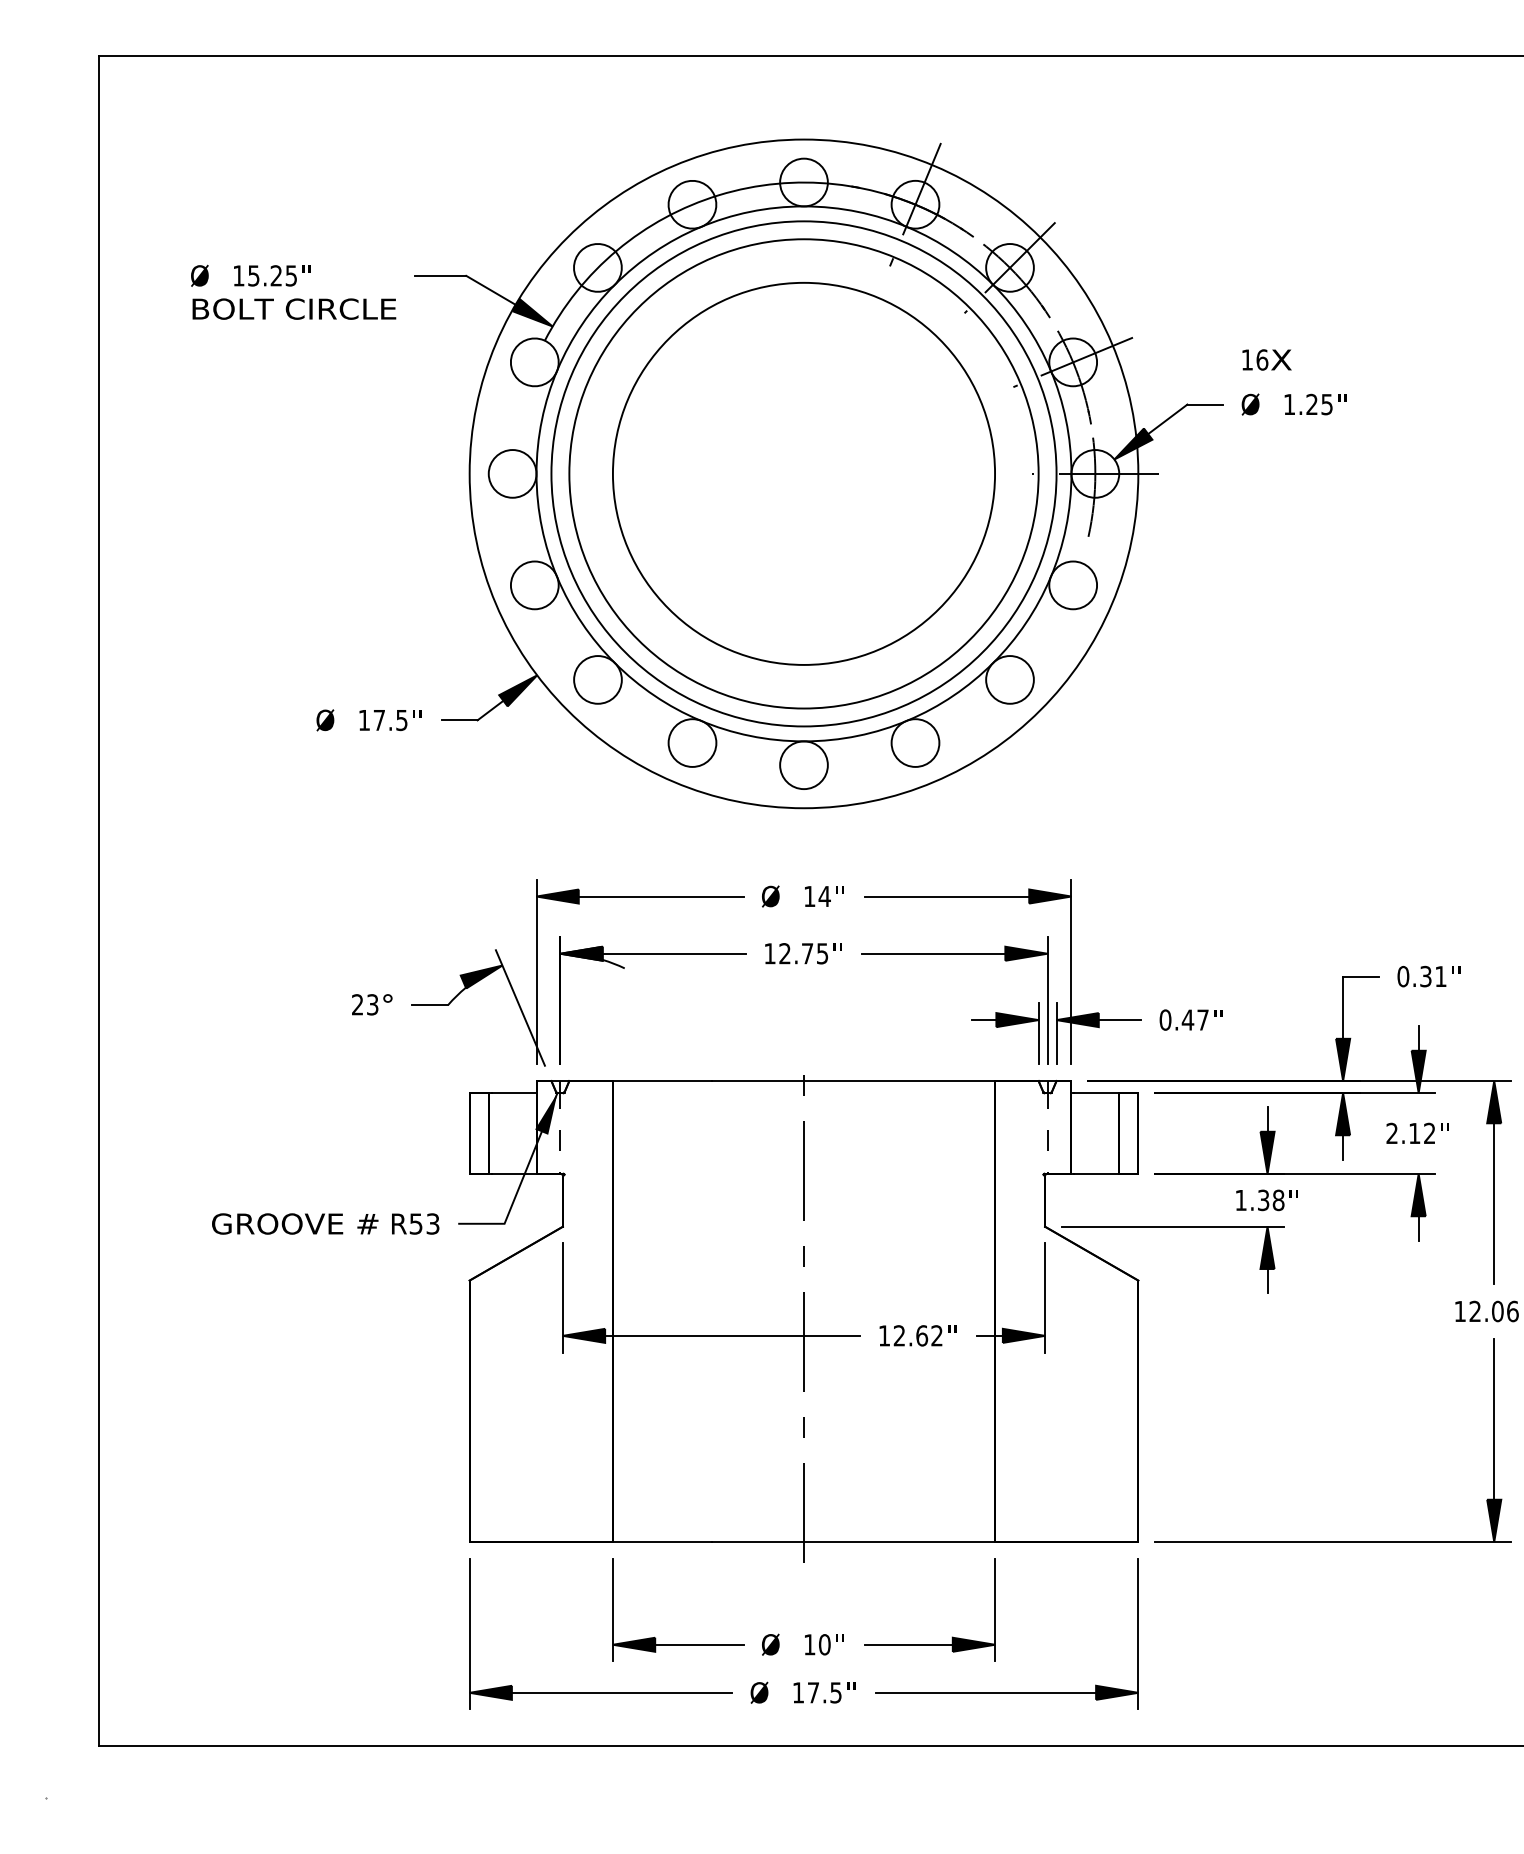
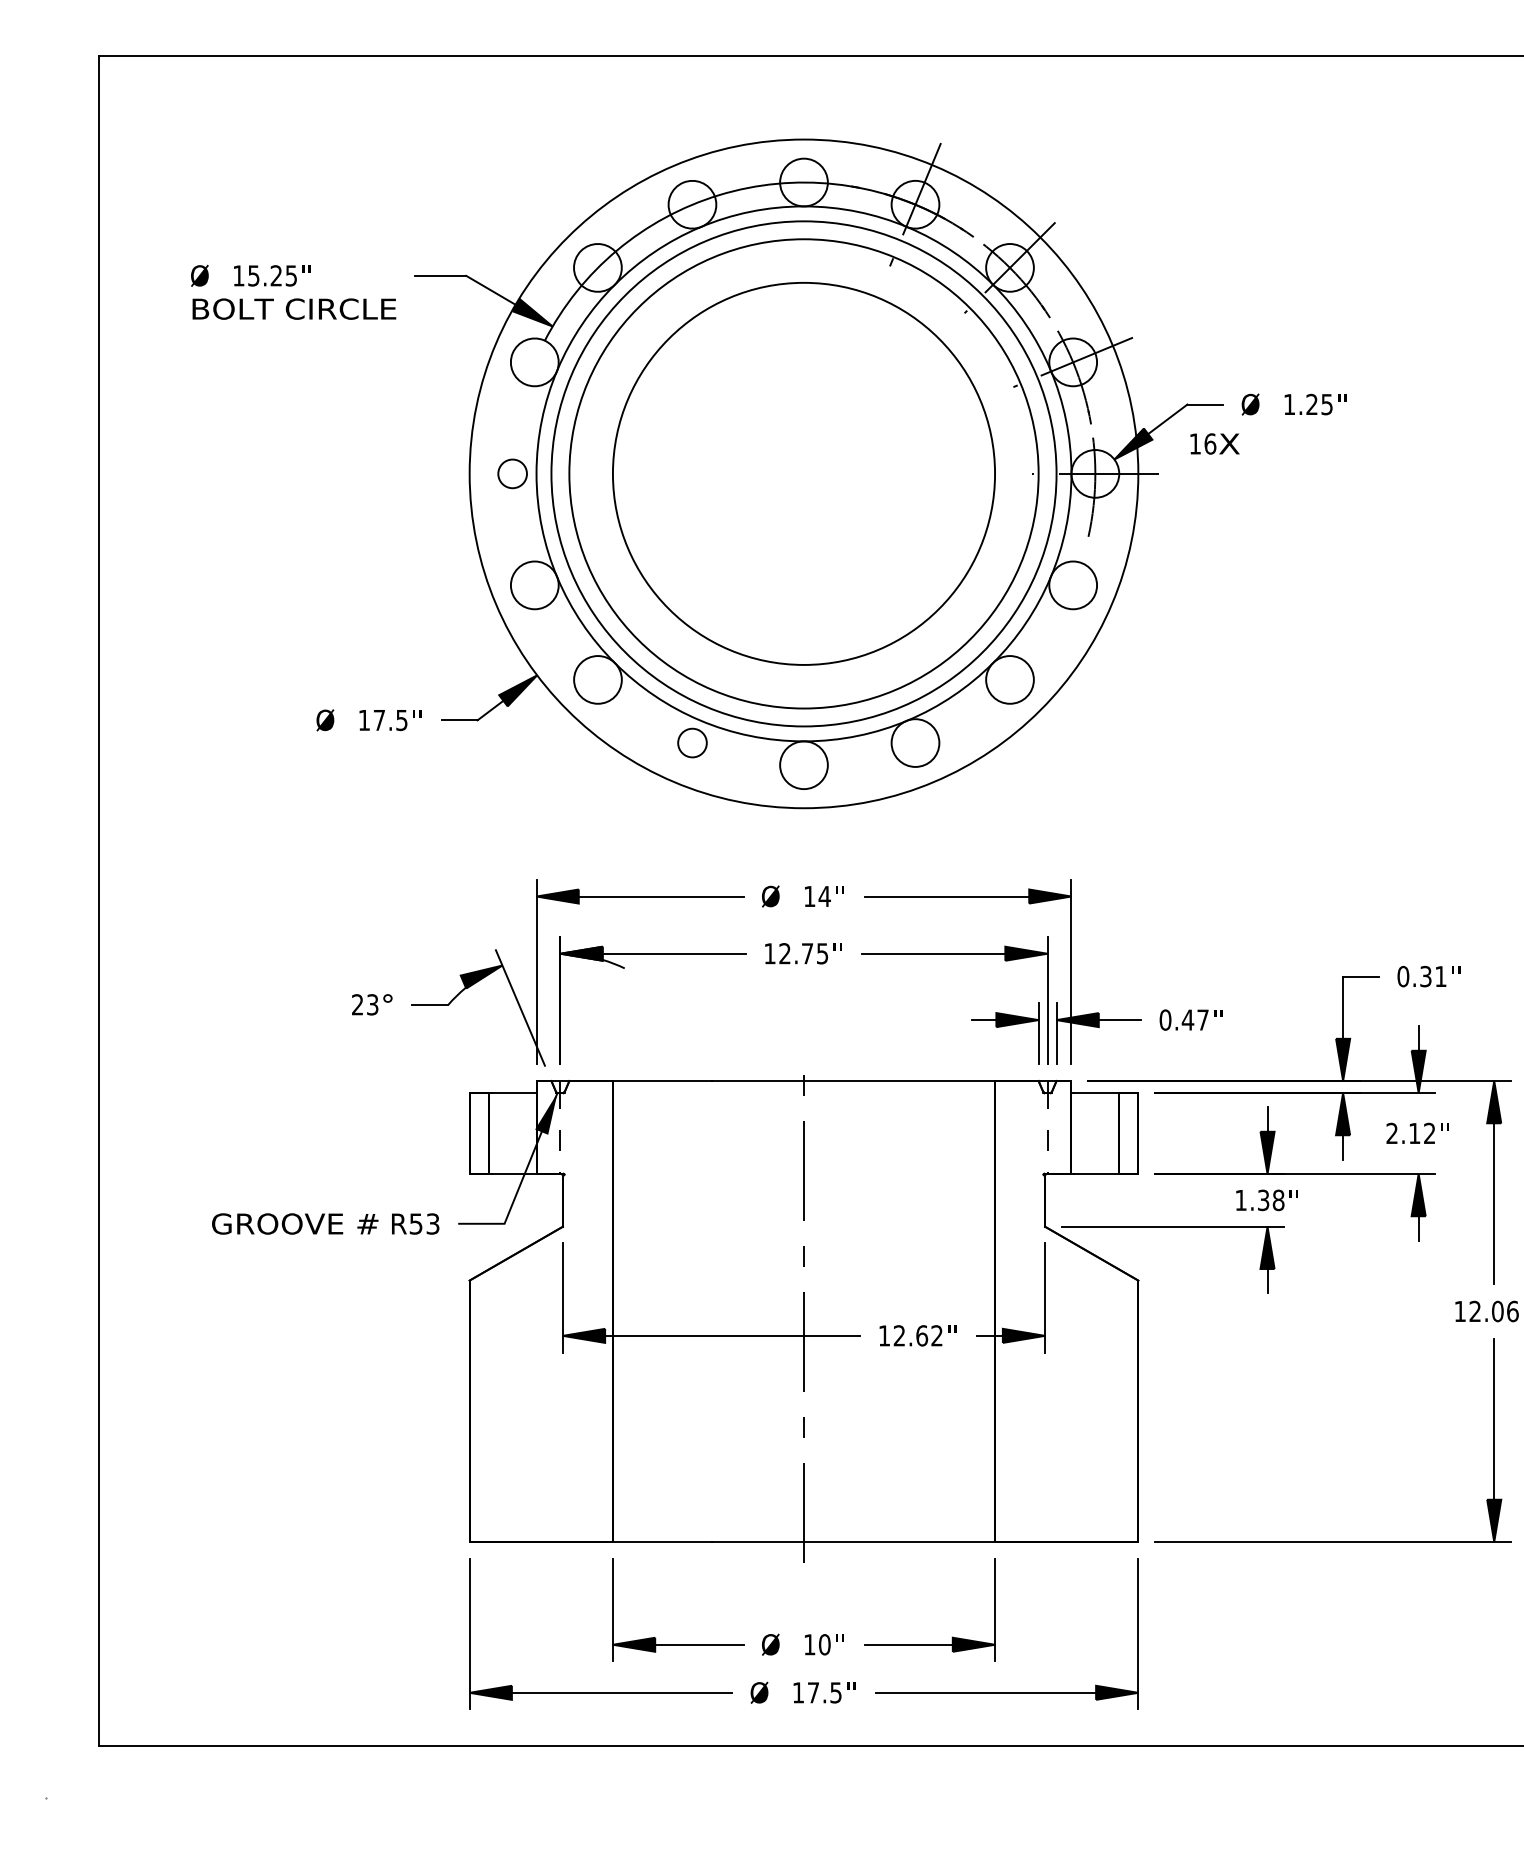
text position: (1266, 359) -> (1214, 443) (1214, 443)
circle diameter: 48 px -> 29 px (512, 473)
circle diameter: 48 px -> 29 px (692, 742)
